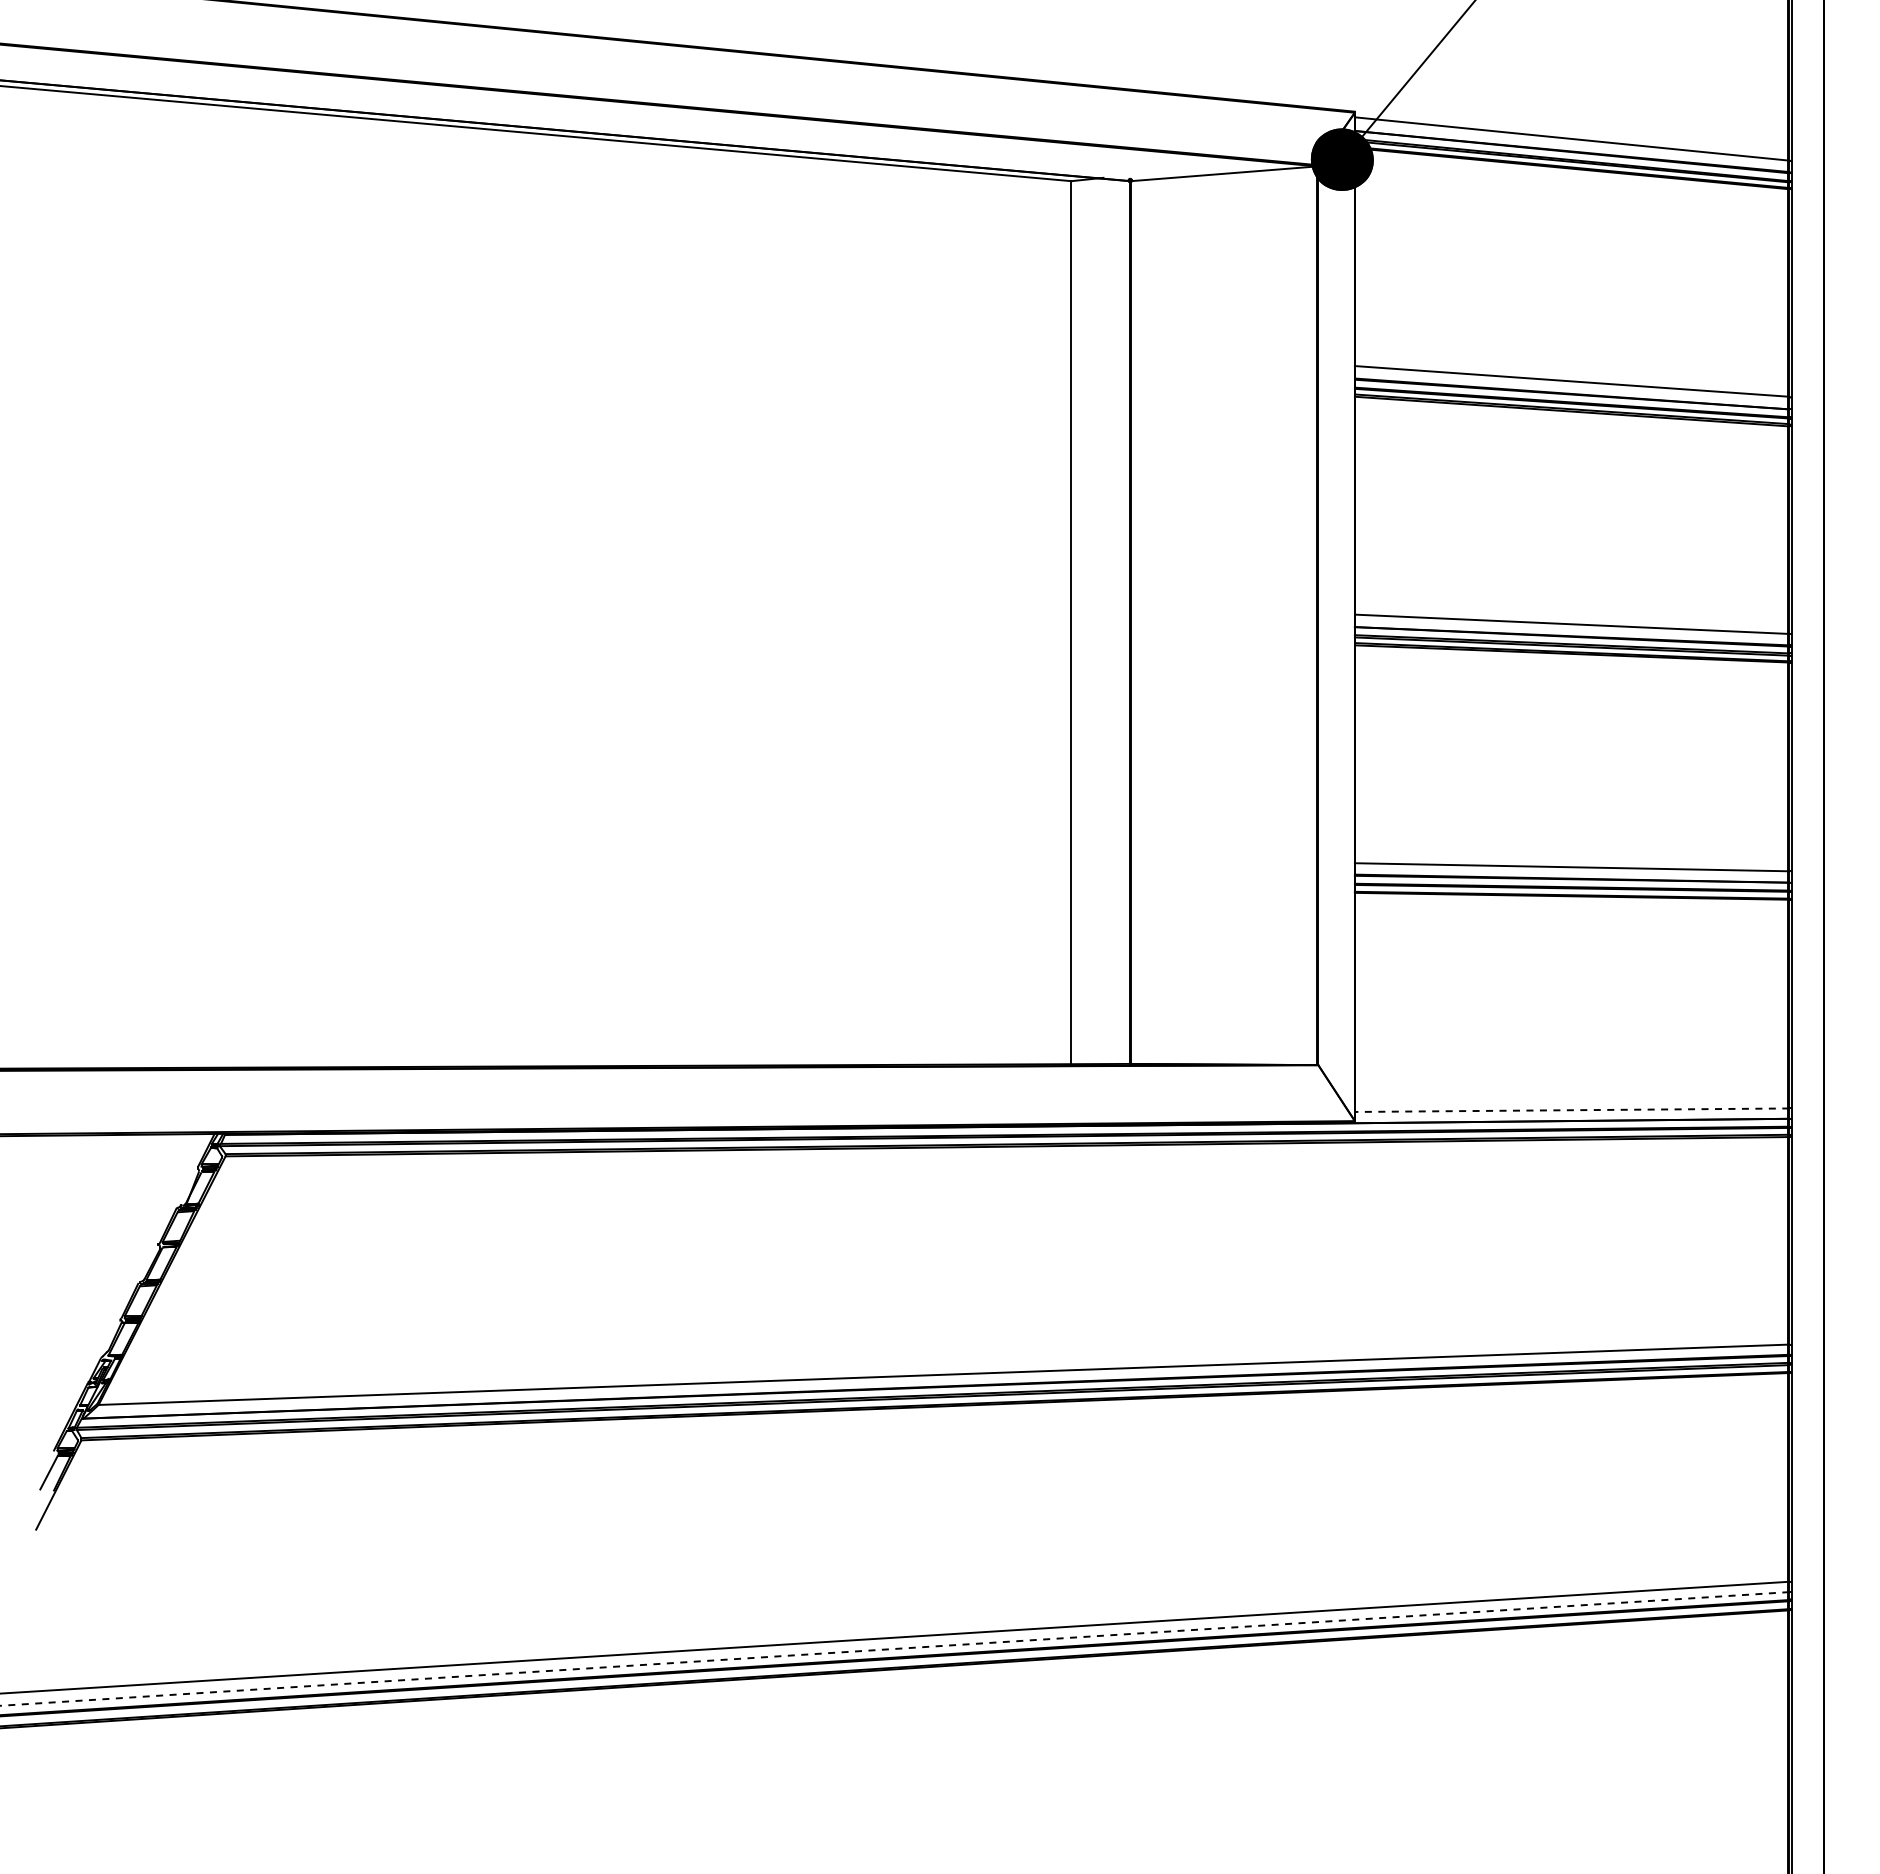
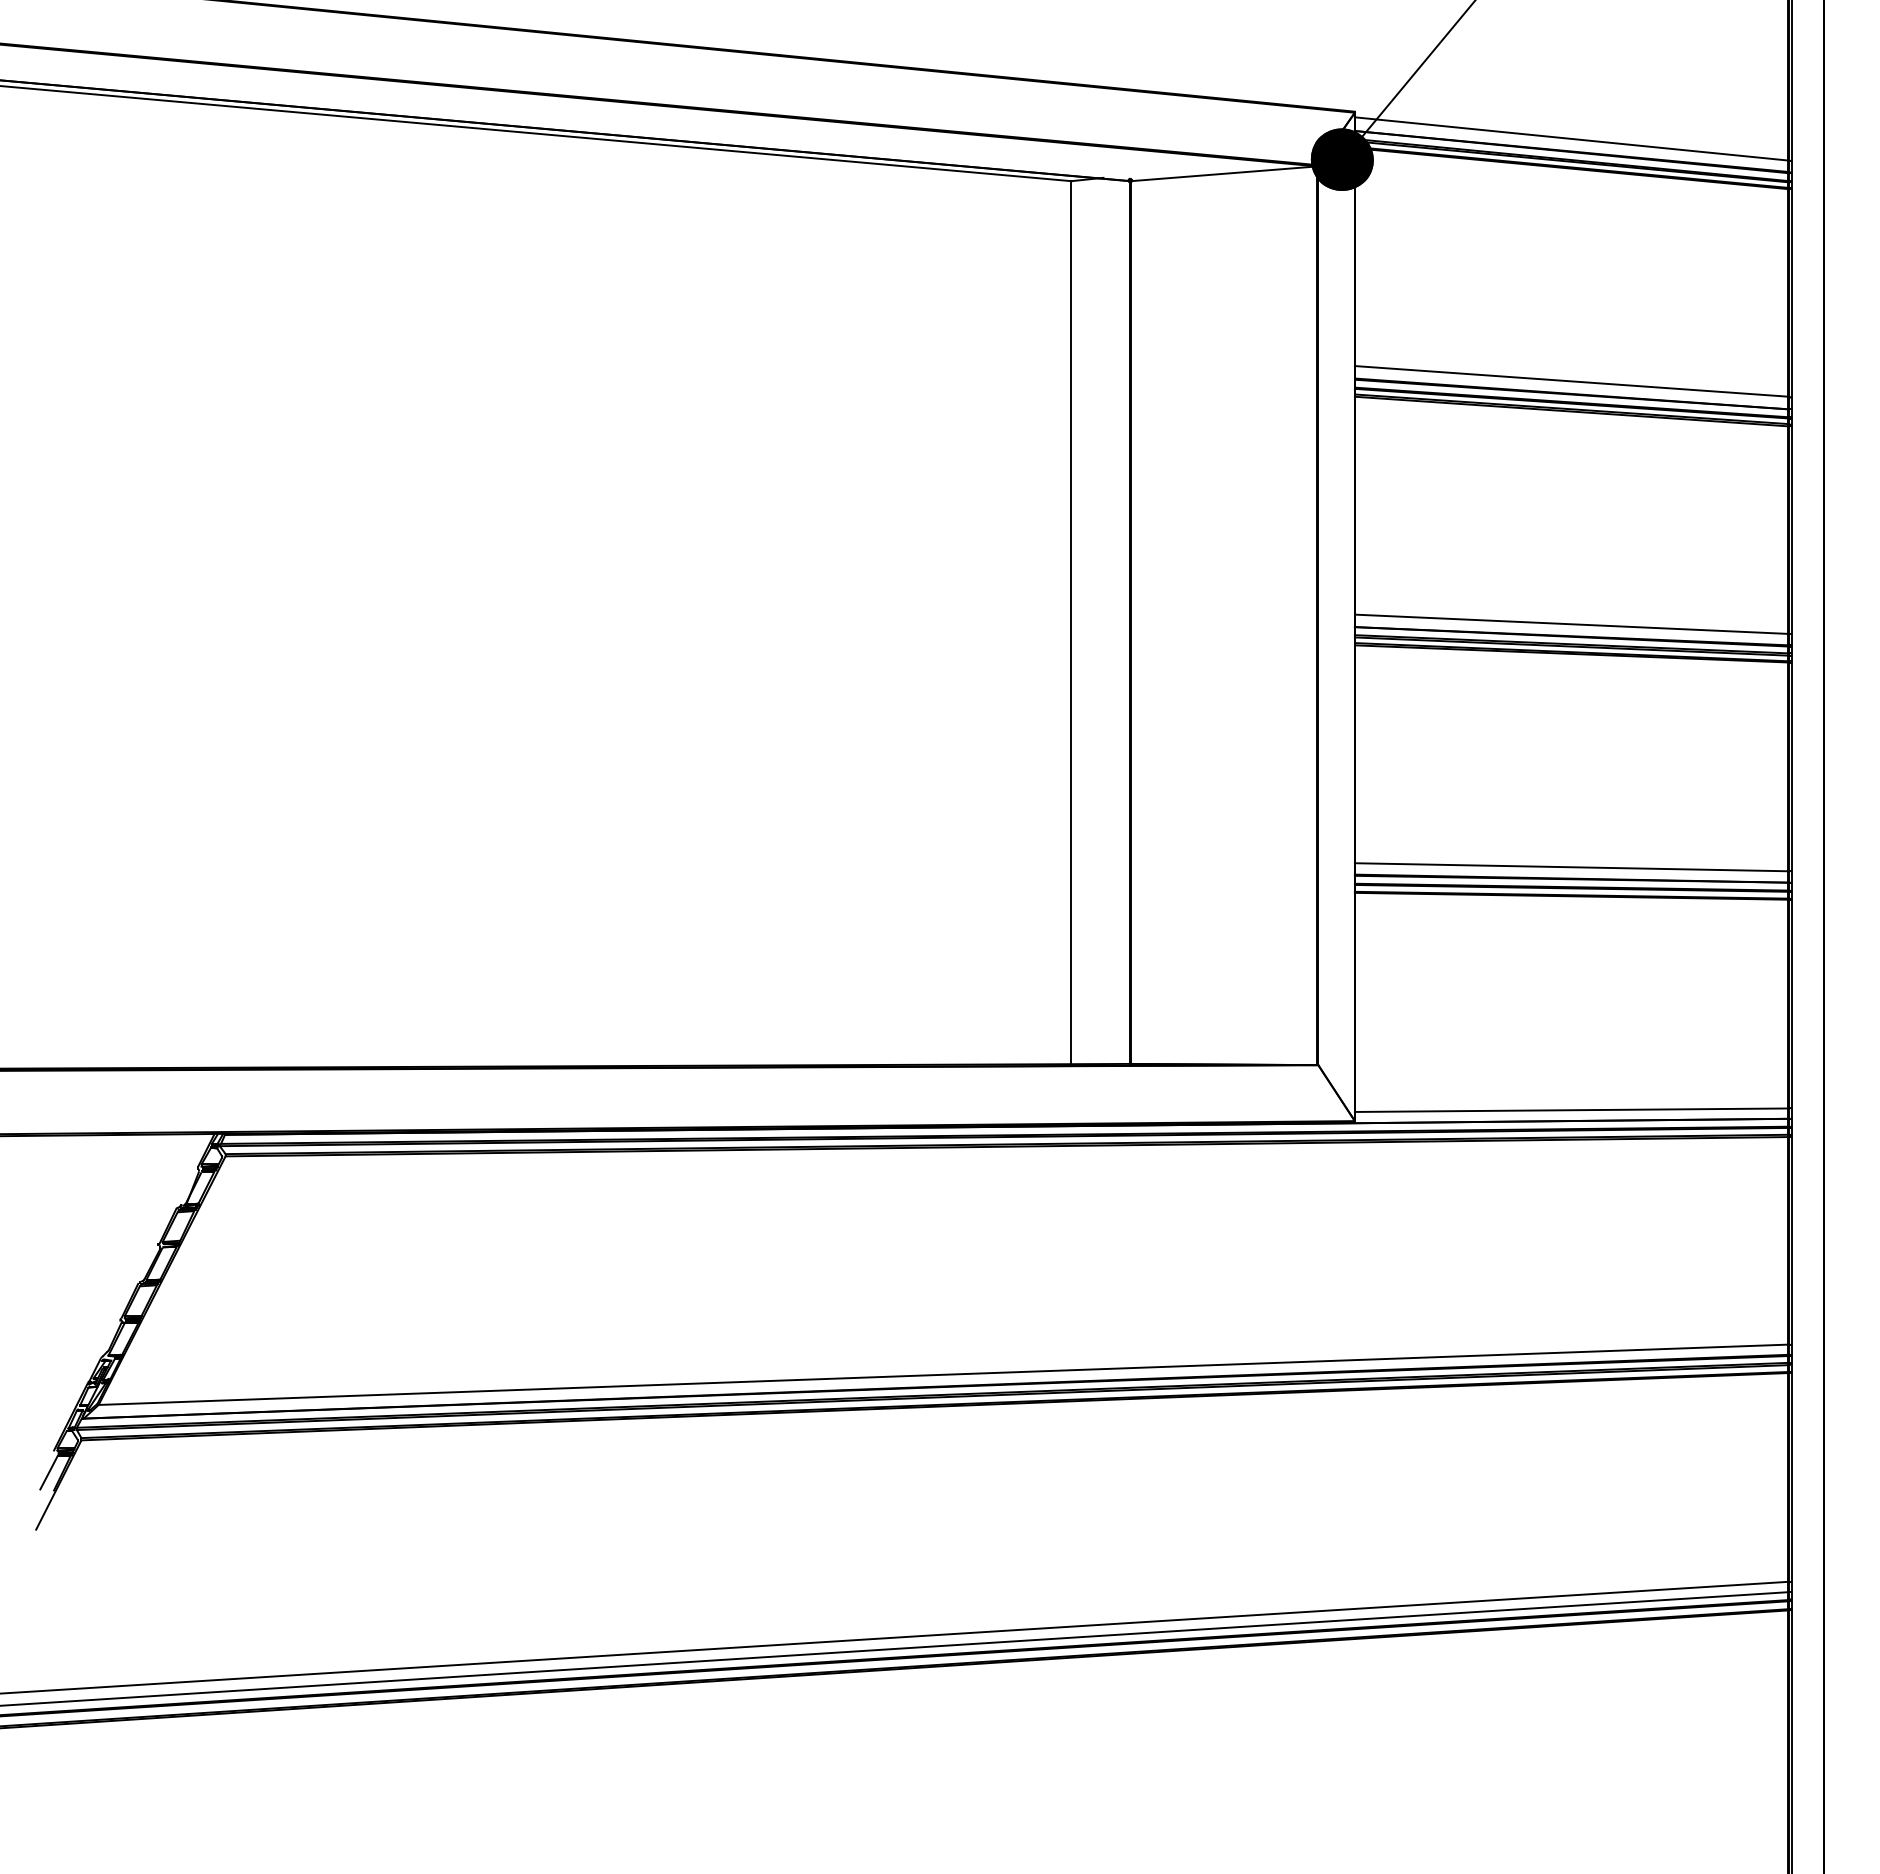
line: dashed -> solid (1571, 1110)
line: dashed -> solid (894, 1648)
